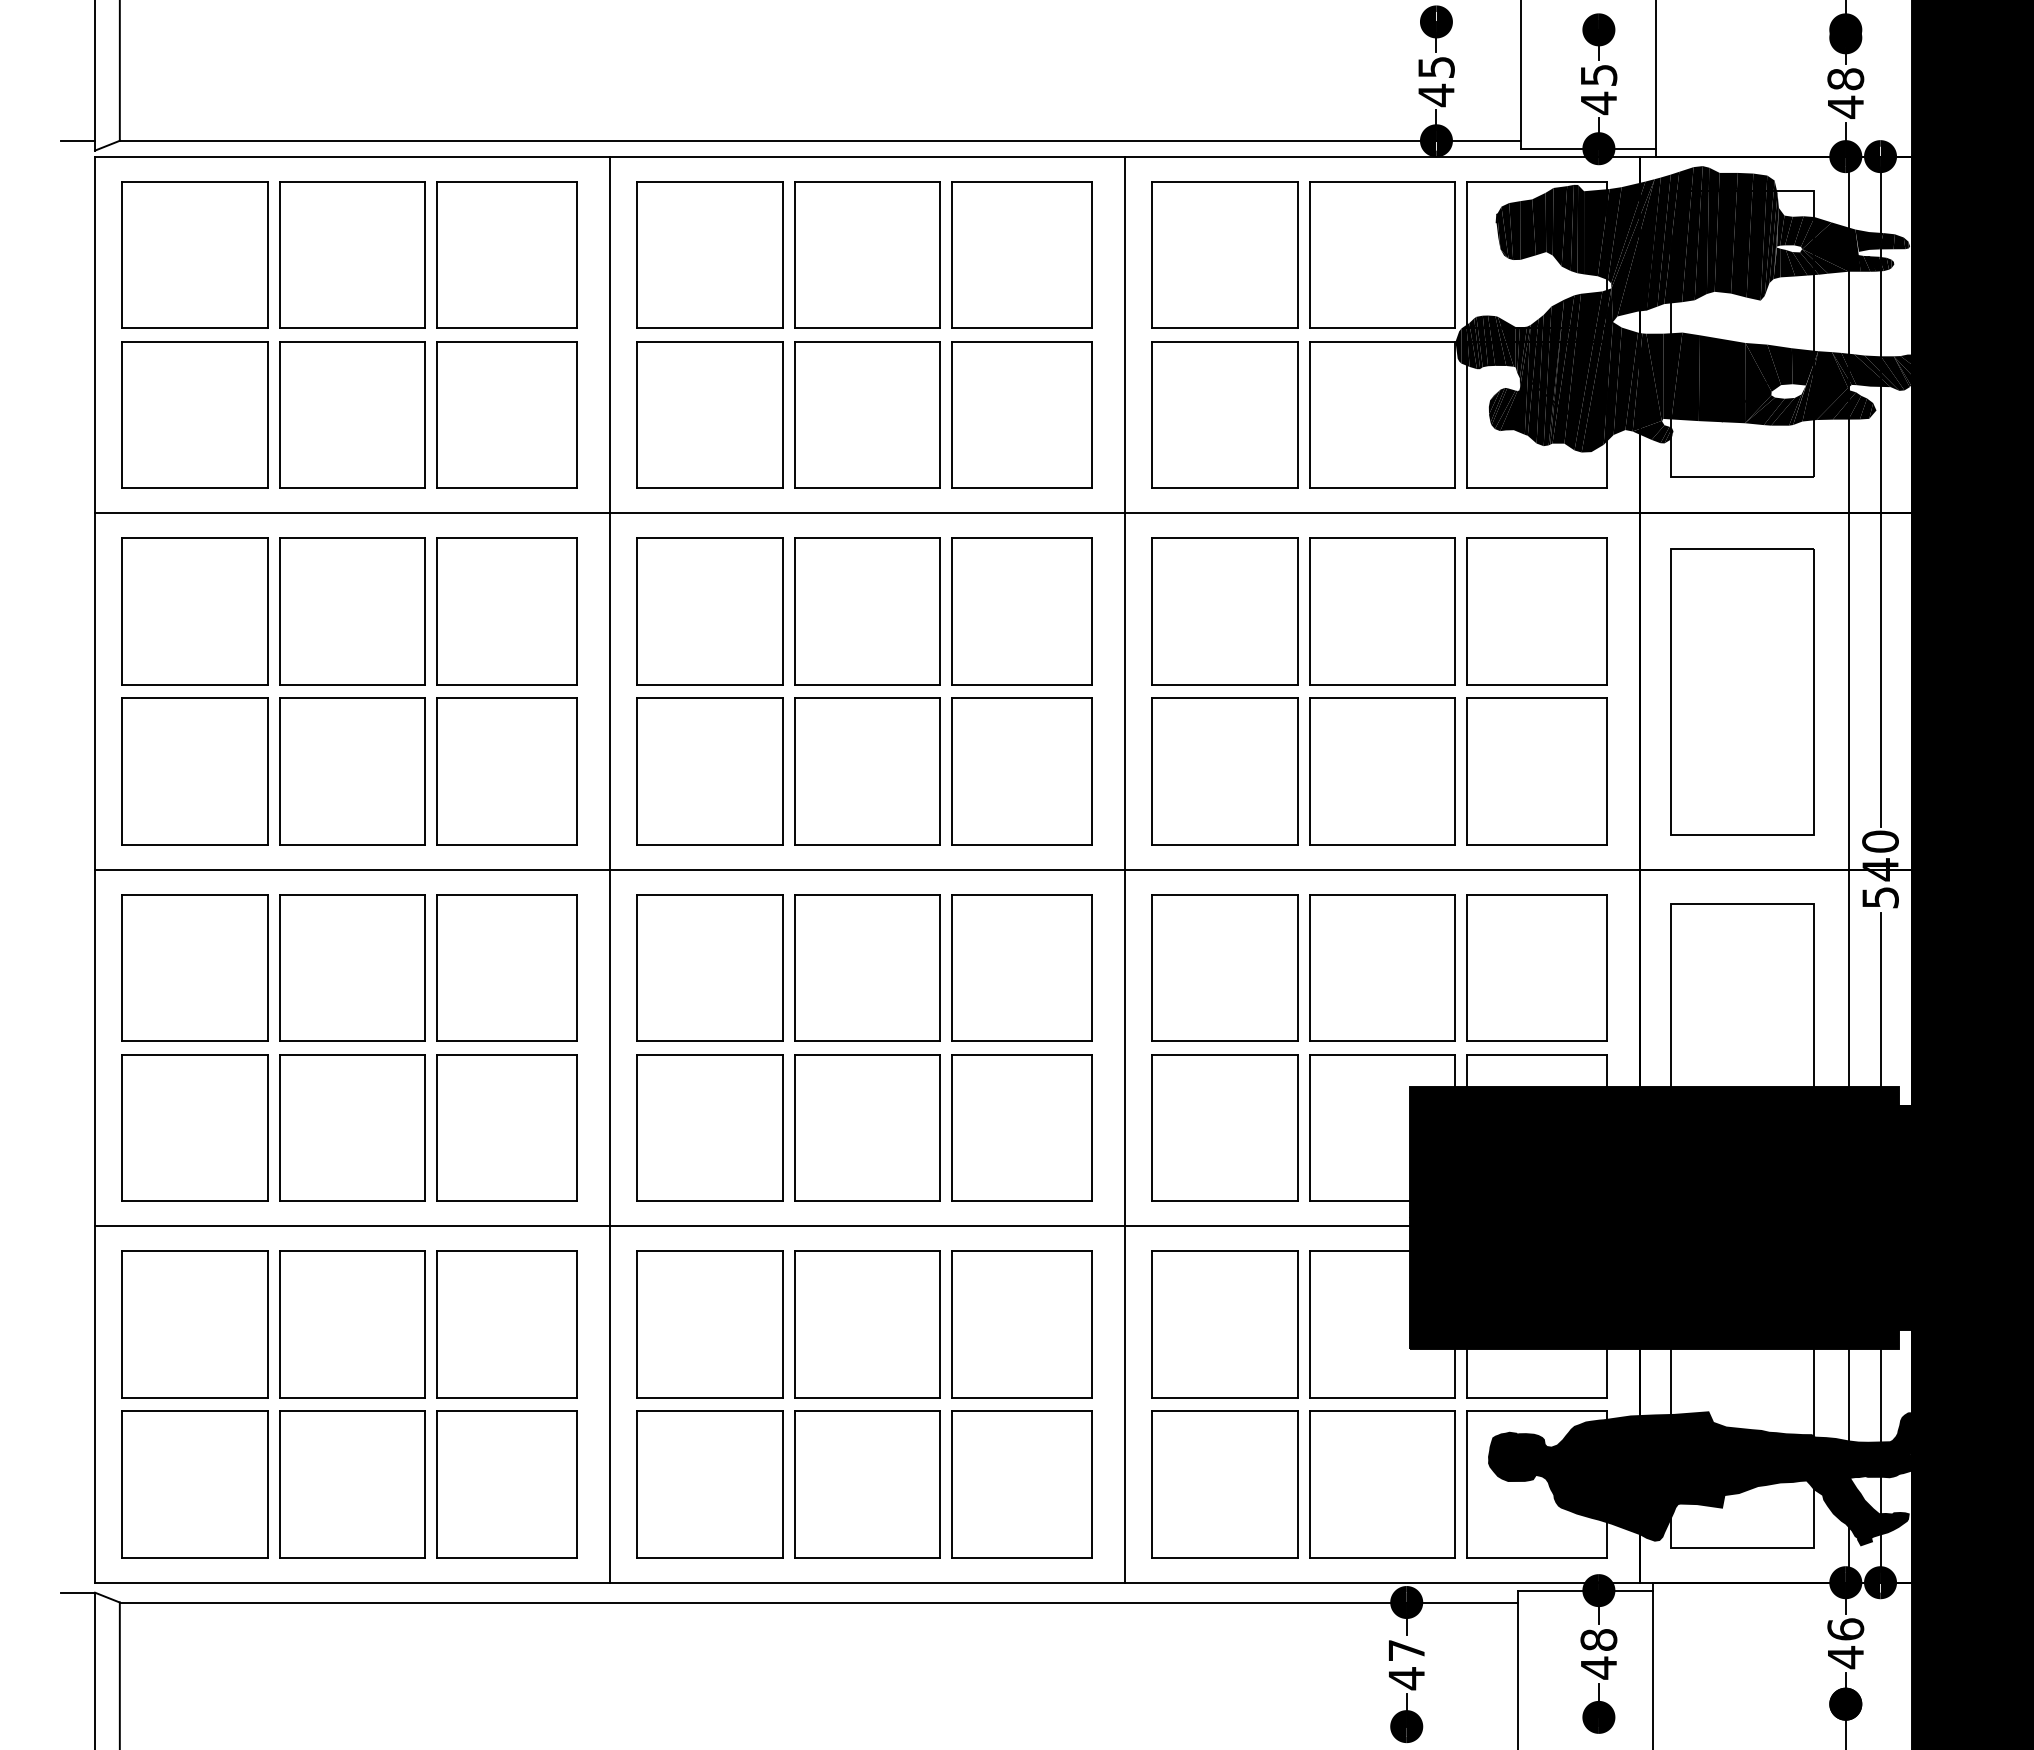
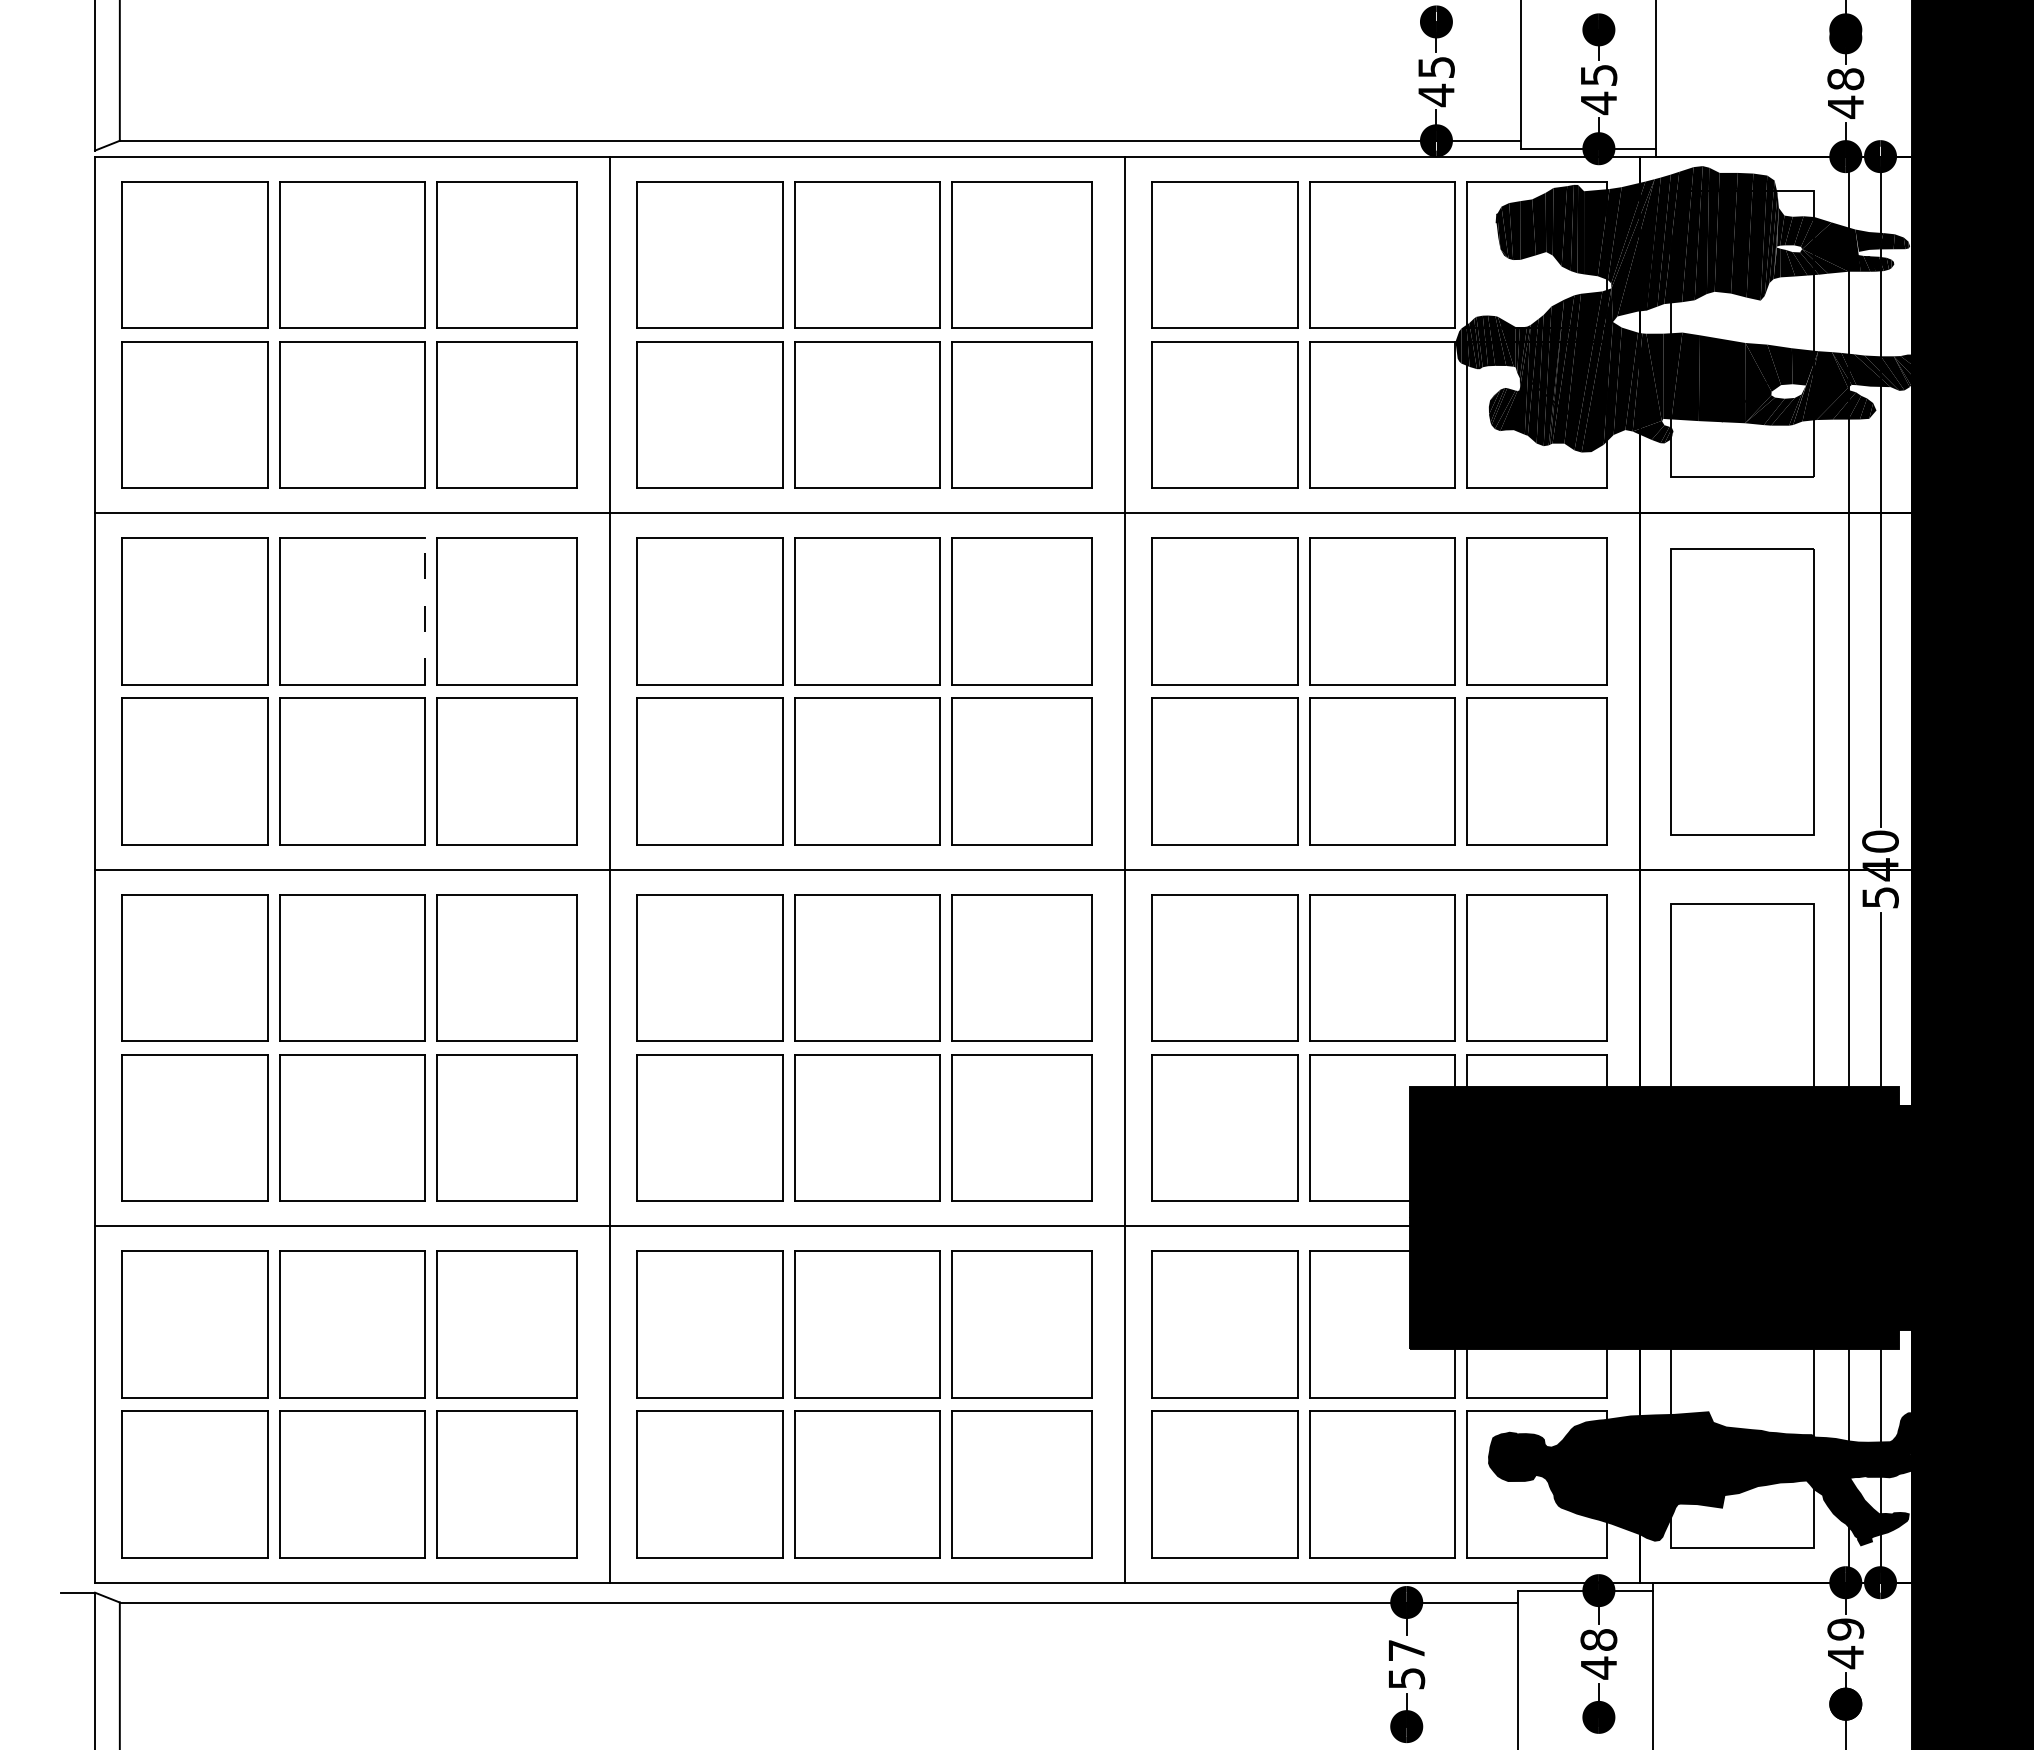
line: present -> none (78, 140)
line: solid -> dashed (424, 610)
text: 46 -> 49 (1845, 1629)
text: 47 -> 57 (1407, 1678)
